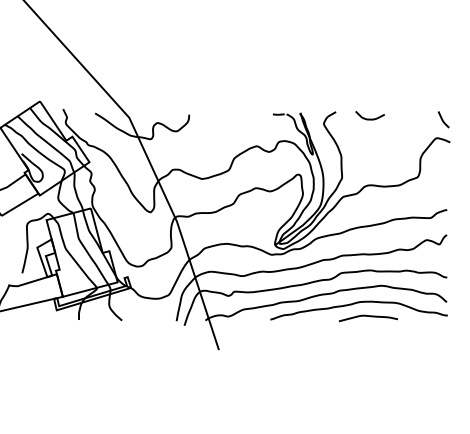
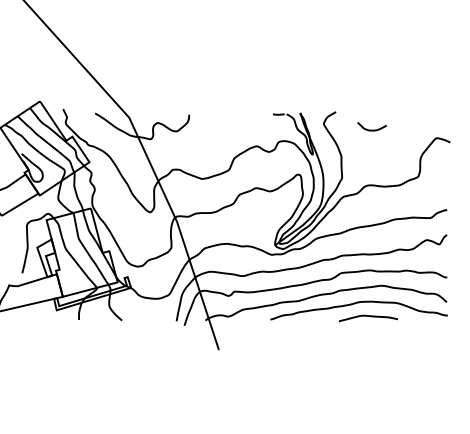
curve position: (369, 118) -> (371, 129) (371, 129)
curve: present -> none (443, 119)
